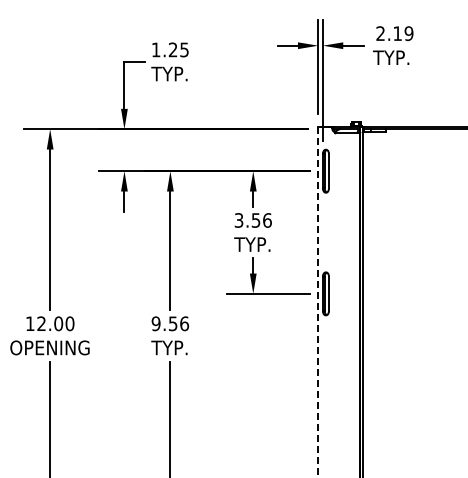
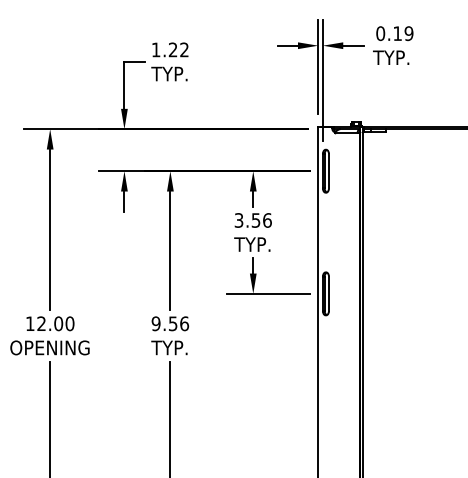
text: 2.19 -> 0.19 (380, 33)
text: 1.25 -> 1.22 (184, 49)
line: dashed -> solid (318, 302)
